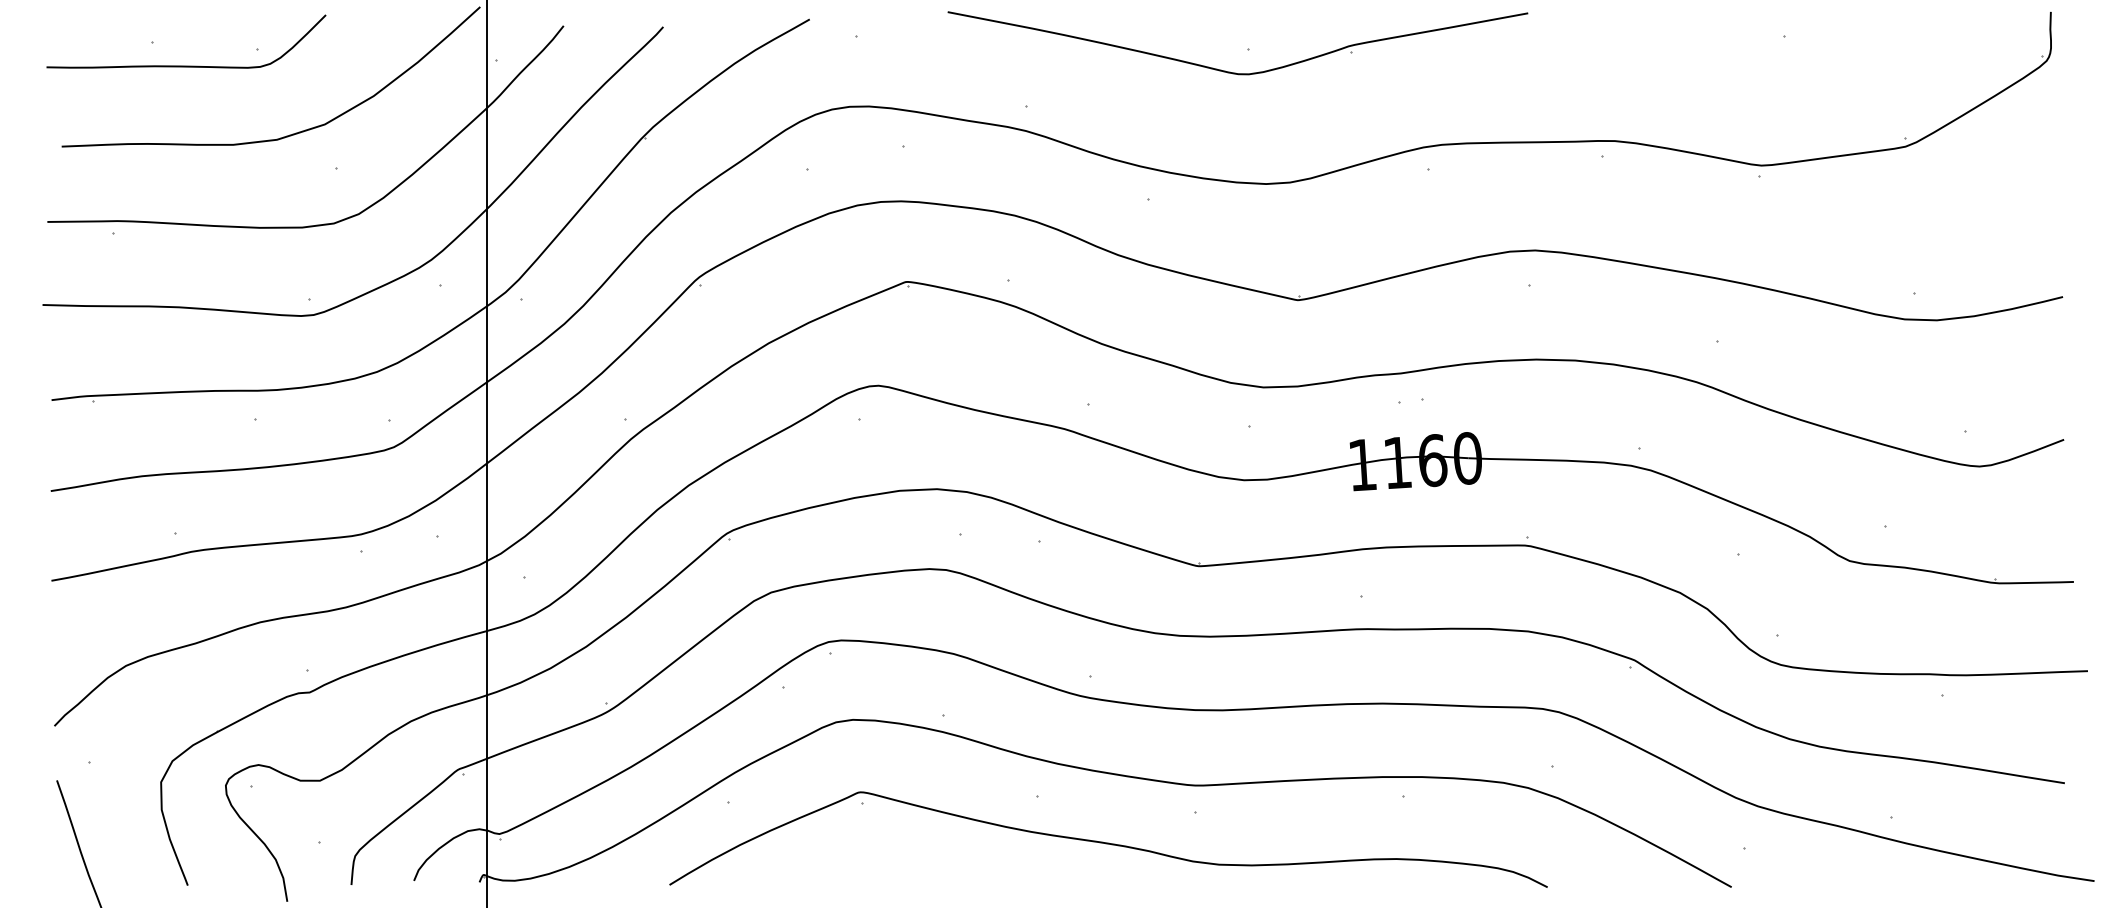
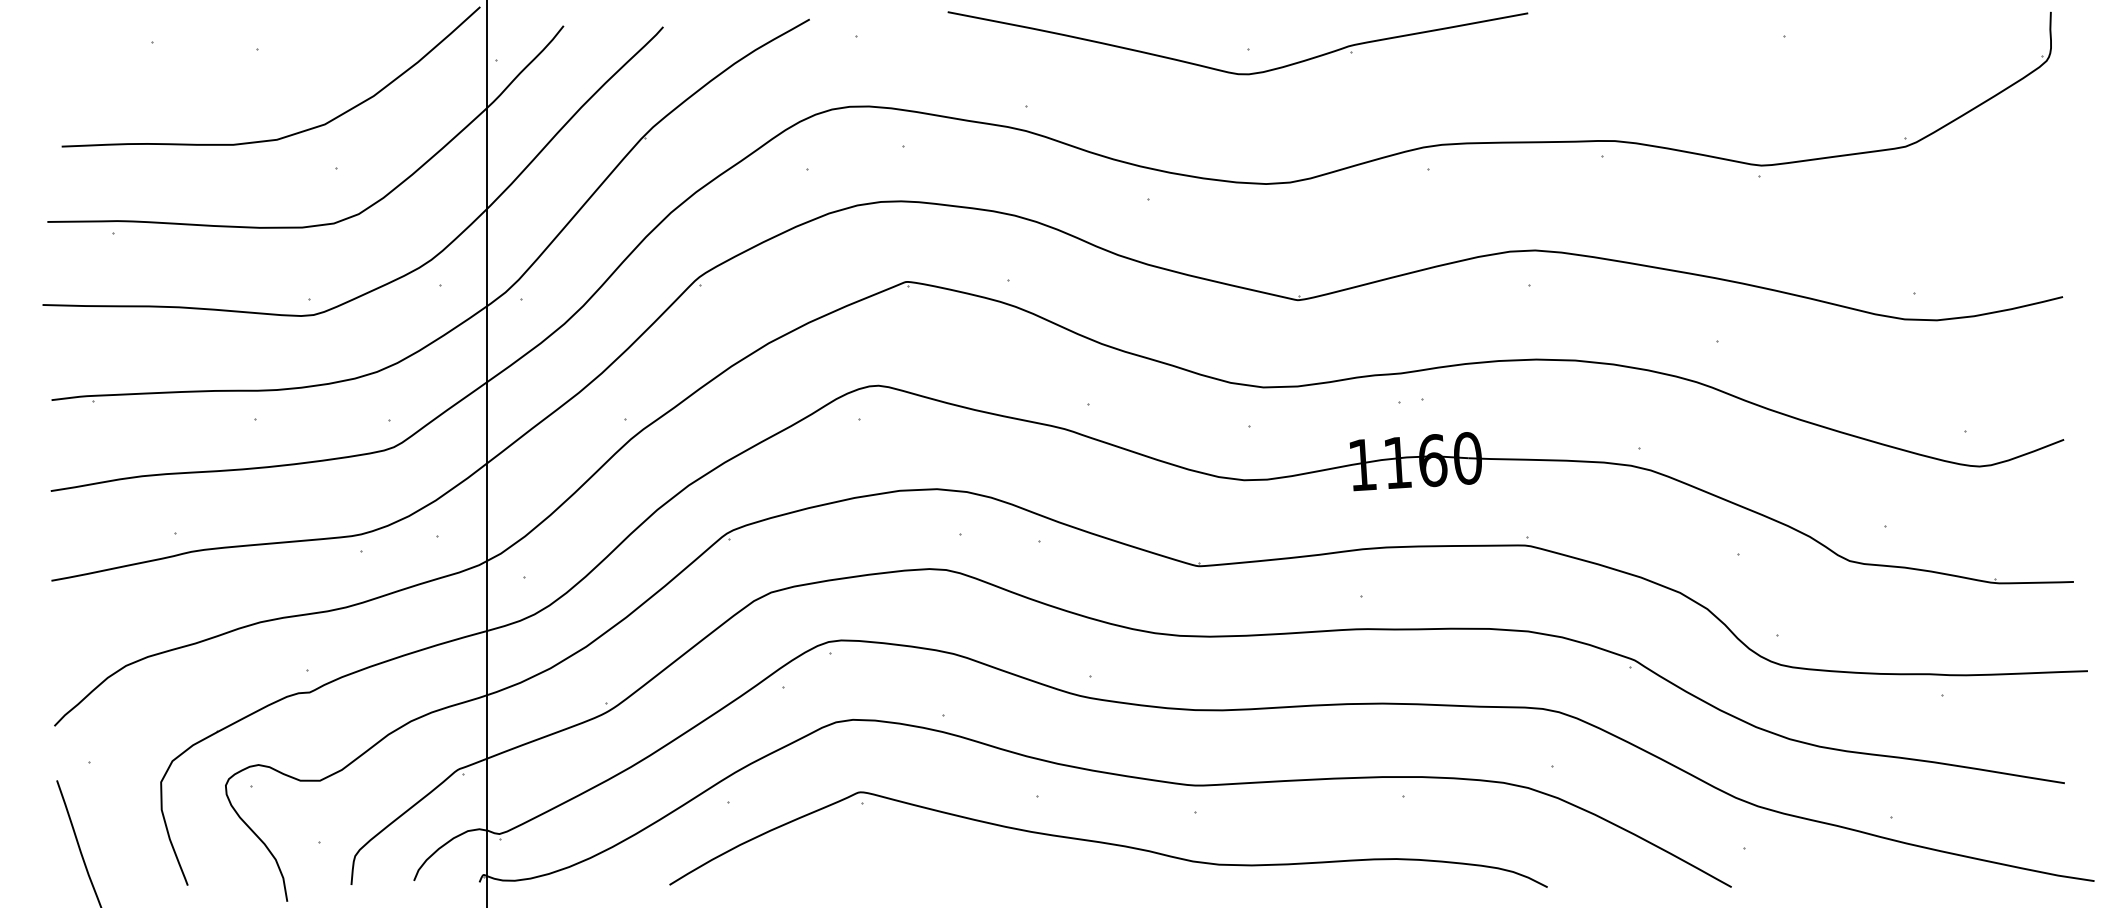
curve: present -> none (186, 65)
